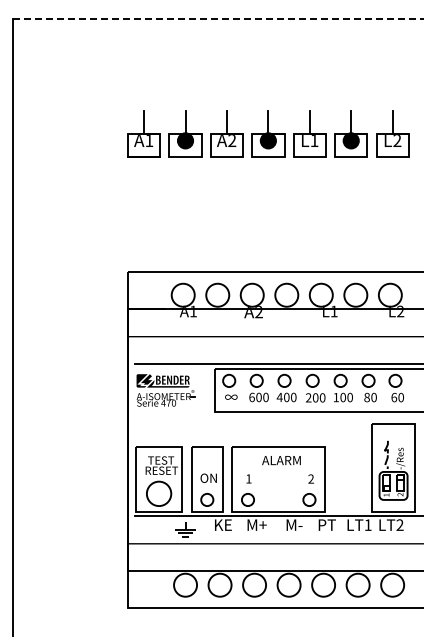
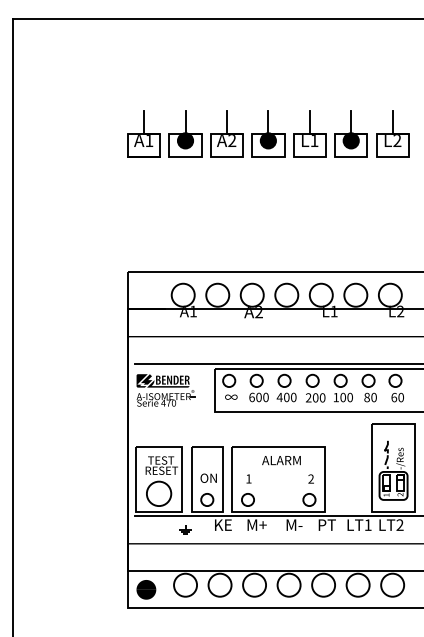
line: dashed -> solid (218, 19)
part size: 21x16 px -> 13x10 px (185, 529)
part: none -> present (146, 589)
